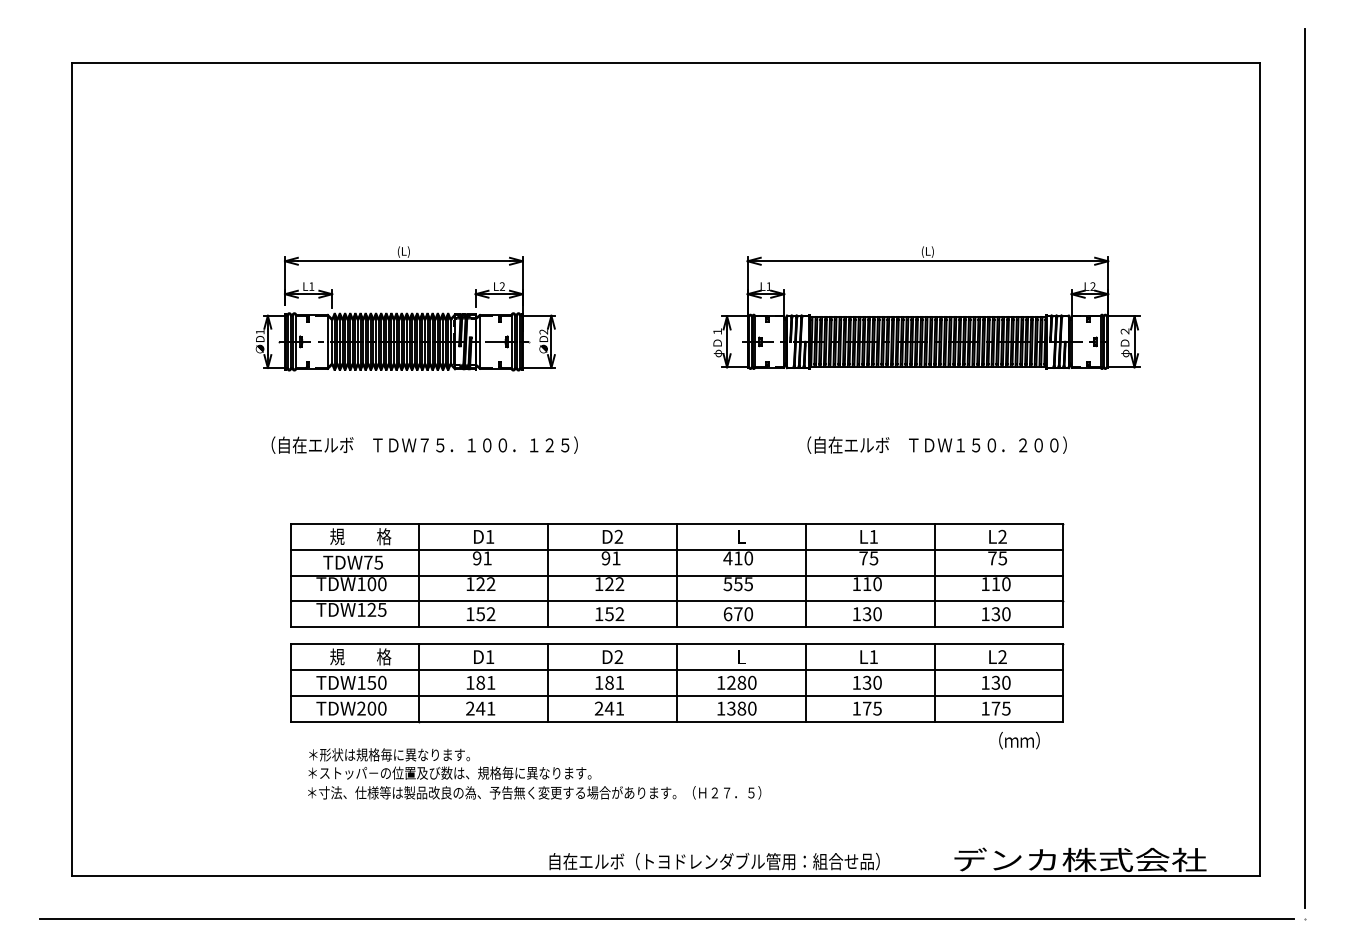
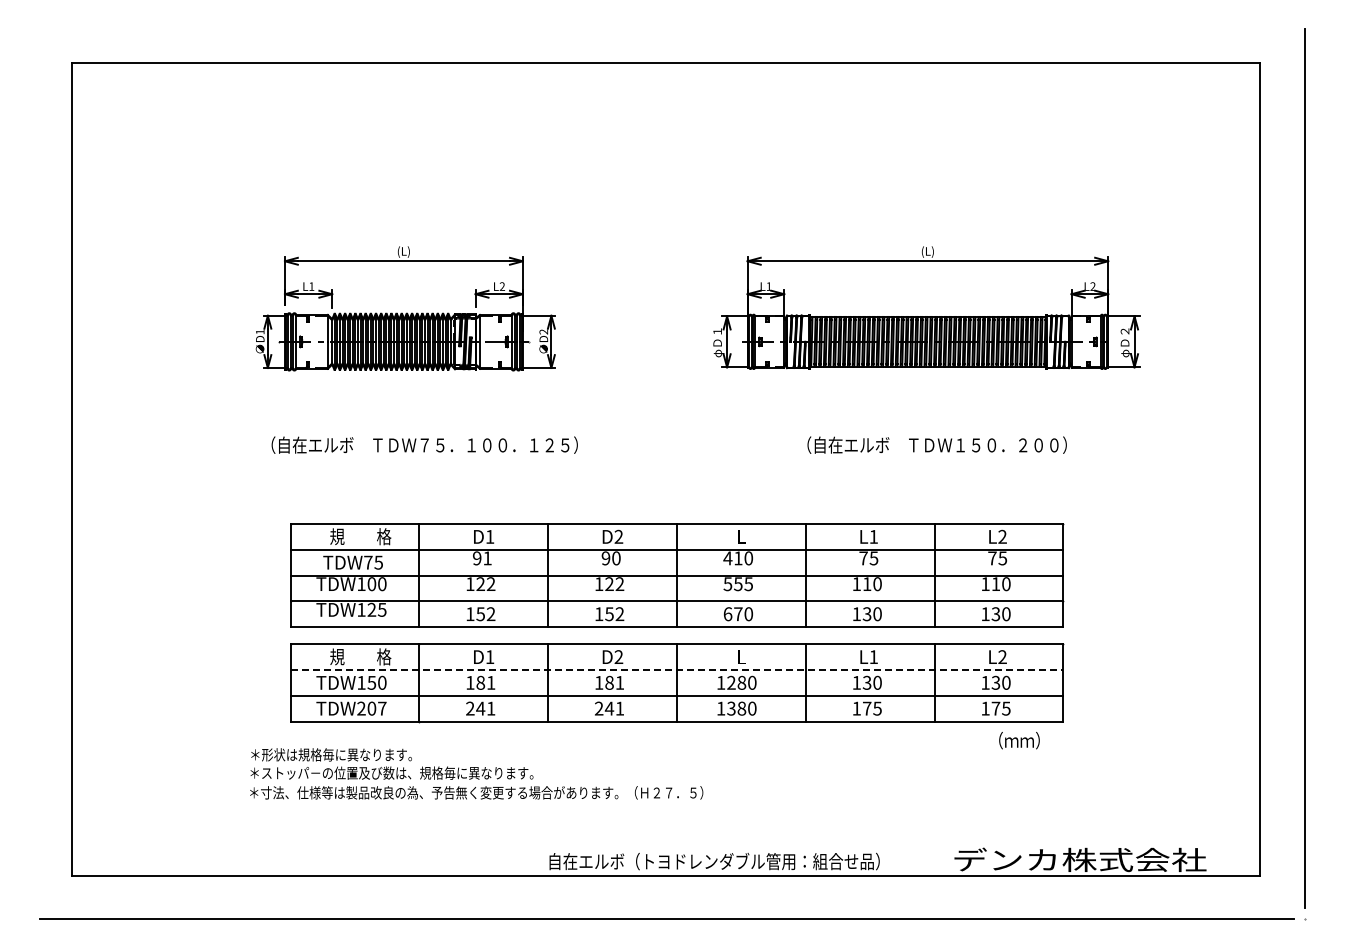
text: 91 -> 90 (616, 558)
line: solid -> dashed (677, 670)
text: TDW200 -> TDW207 (382, 708)
text position: (534, 773) -> (476, 773) (476, 773)
